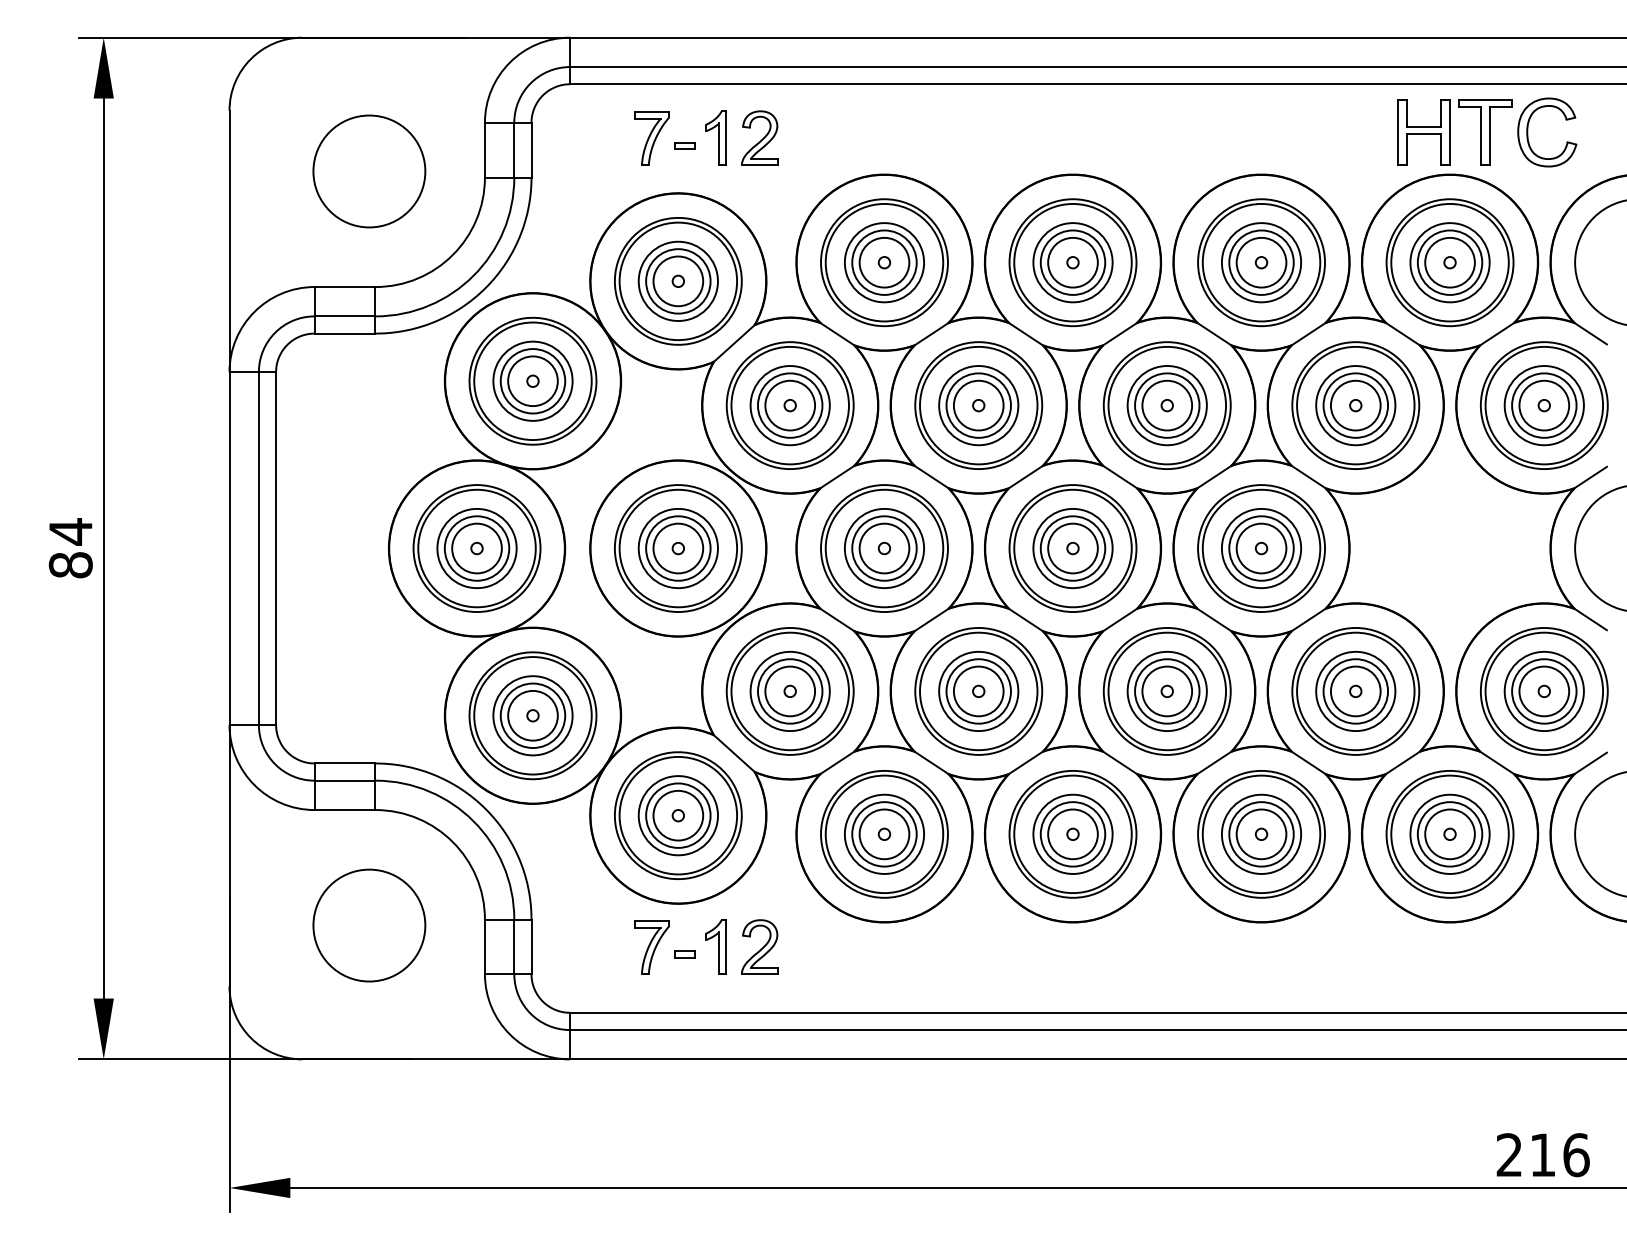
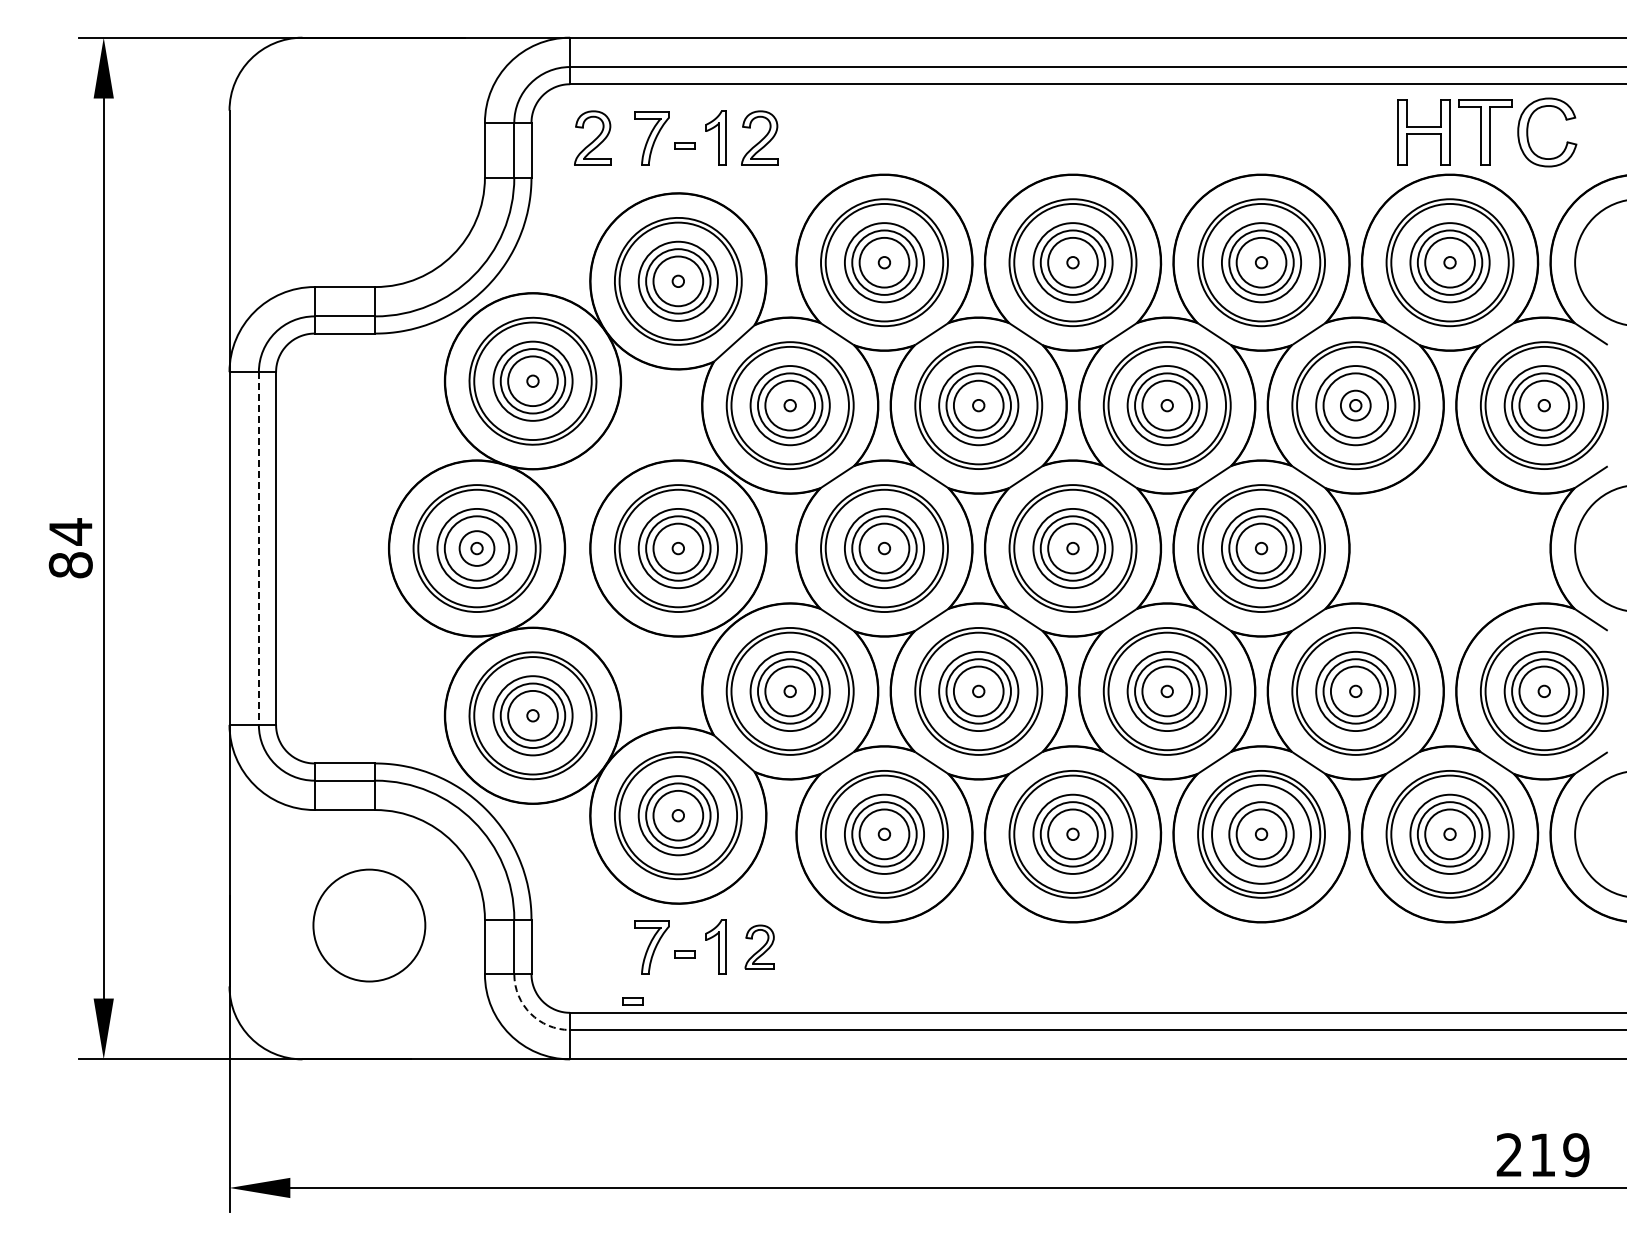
part: none -> present (592, 137)
circle: present -> none (369, 171)
circle diameter: 50 px -> 30 px (1355, 405)
circle diameter: 50 px -> 35 px (476, 548)
line: solid -> dashed (258, 549)
circle diameter: 79 px -> 99 px (1261, 833)
part size: 38x56 px -> 31x46 px (759, 946)
part: none -> present (632, 1001)
arc: solid -> dashed (530, 1013)
text: 216 -> 219 (1576, 1155)
